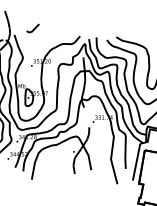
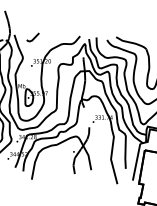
line position: (33, 28) -> (33, 37) (33, 37)
